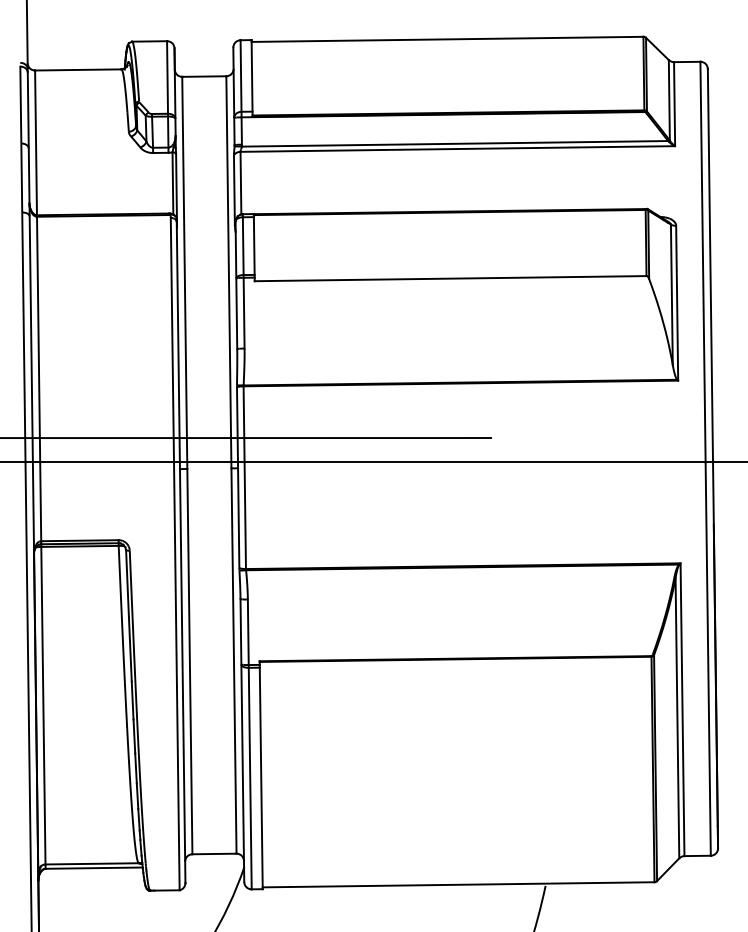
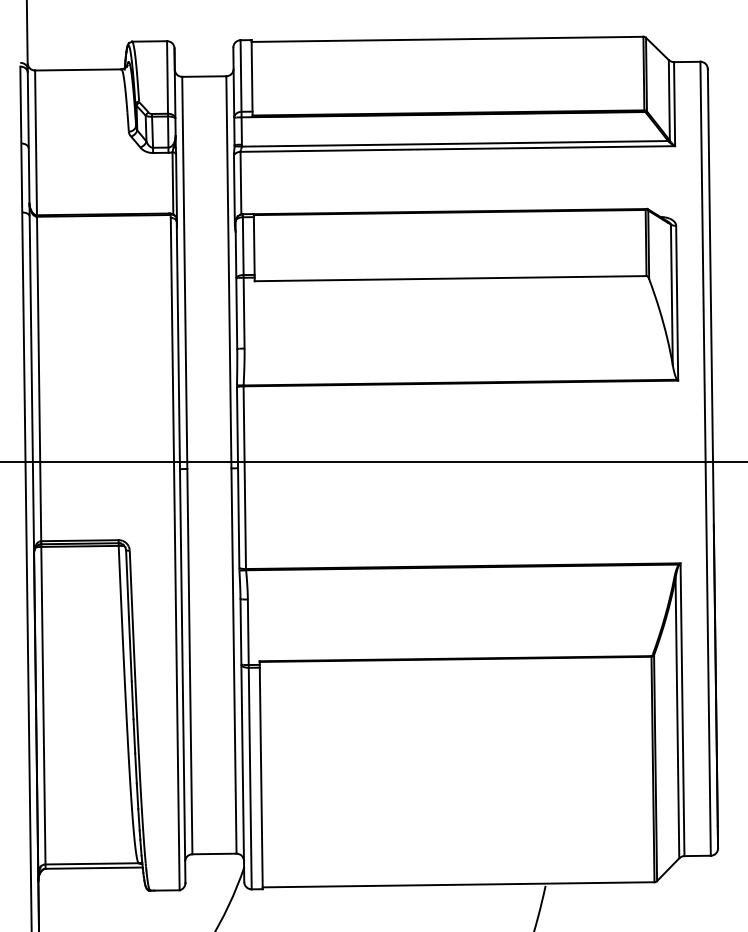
line: present -> none (247, 438)
